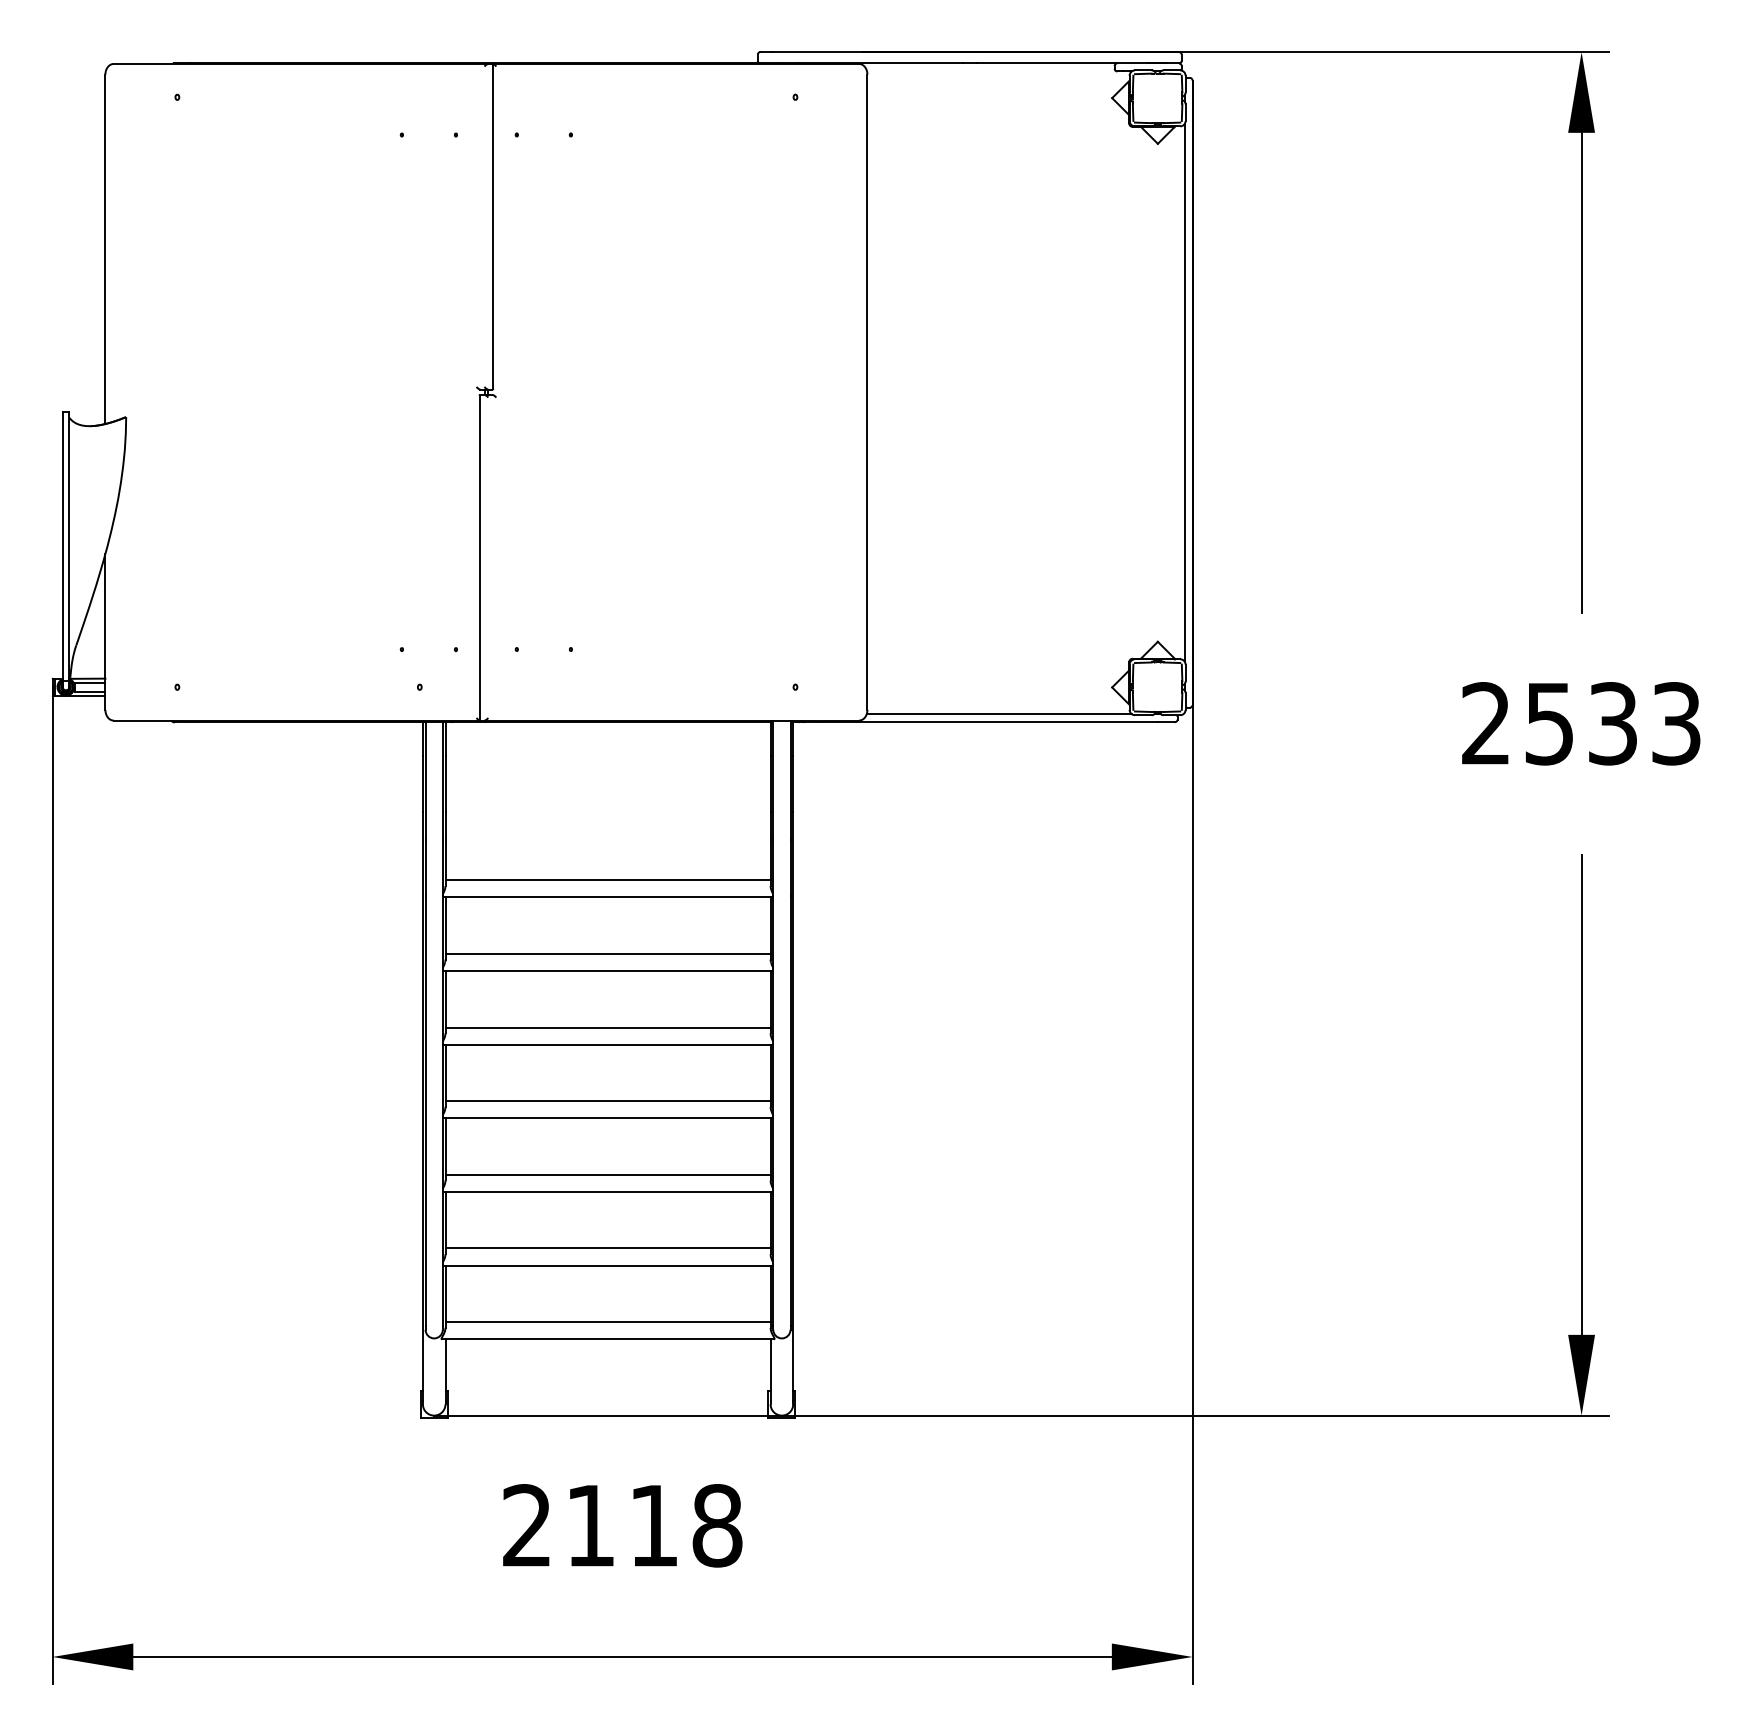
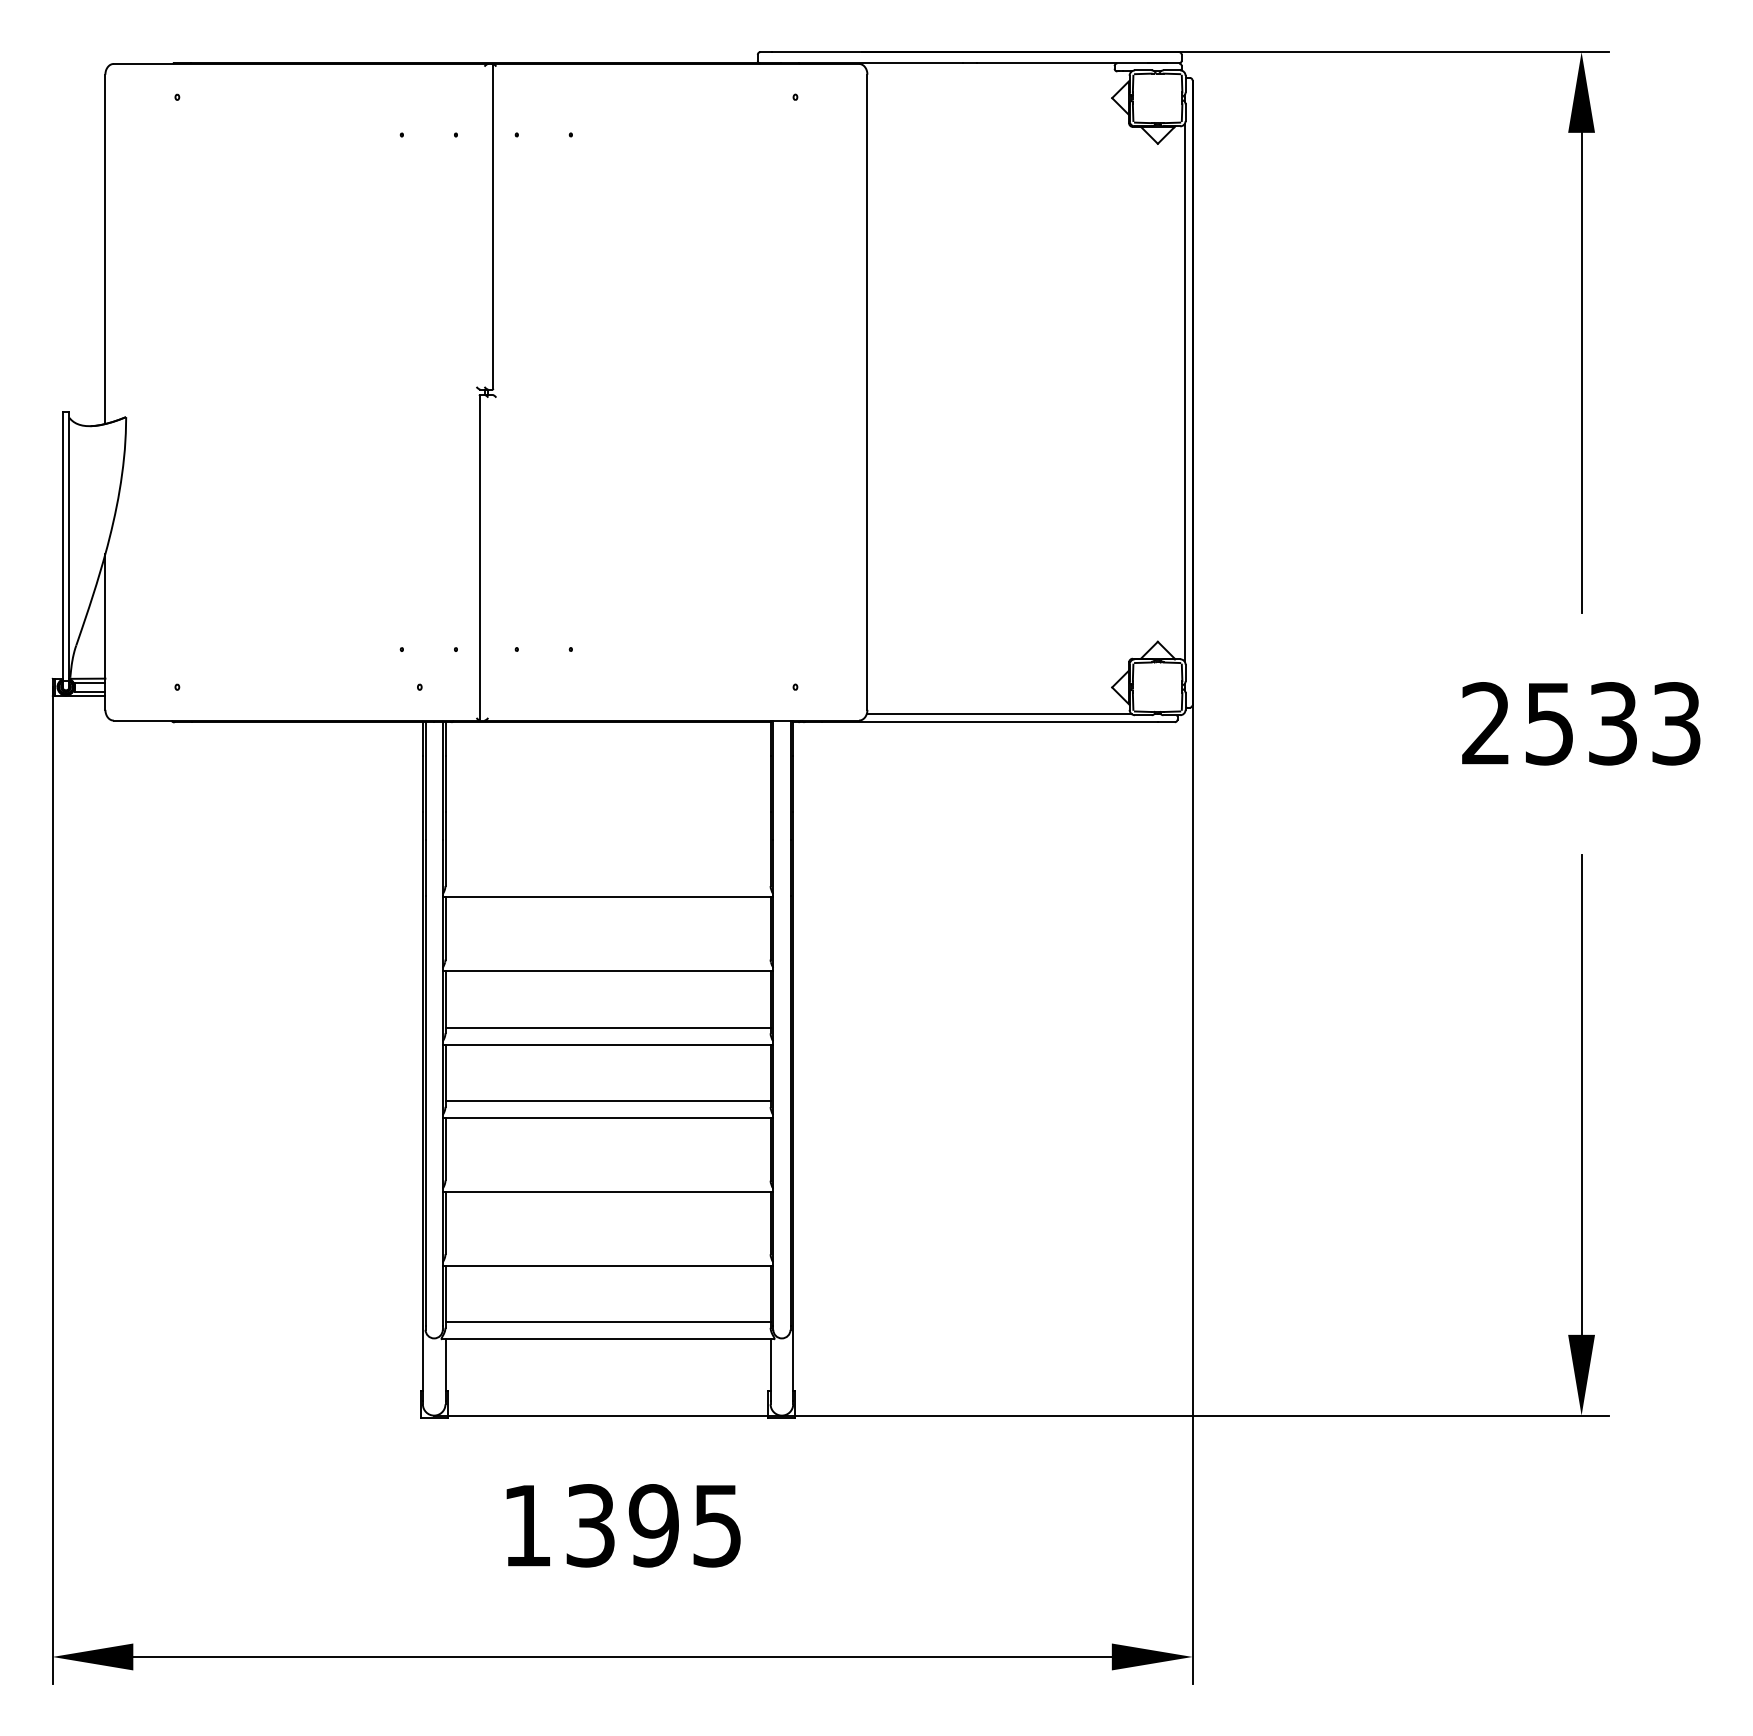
line: present -> none (607, 880)
line: present -> none (607, 953)
line: present -> none (607, 1174)
line: present -> none (607, 1248)
text: 2118 -> 1395 (622, 1525)
